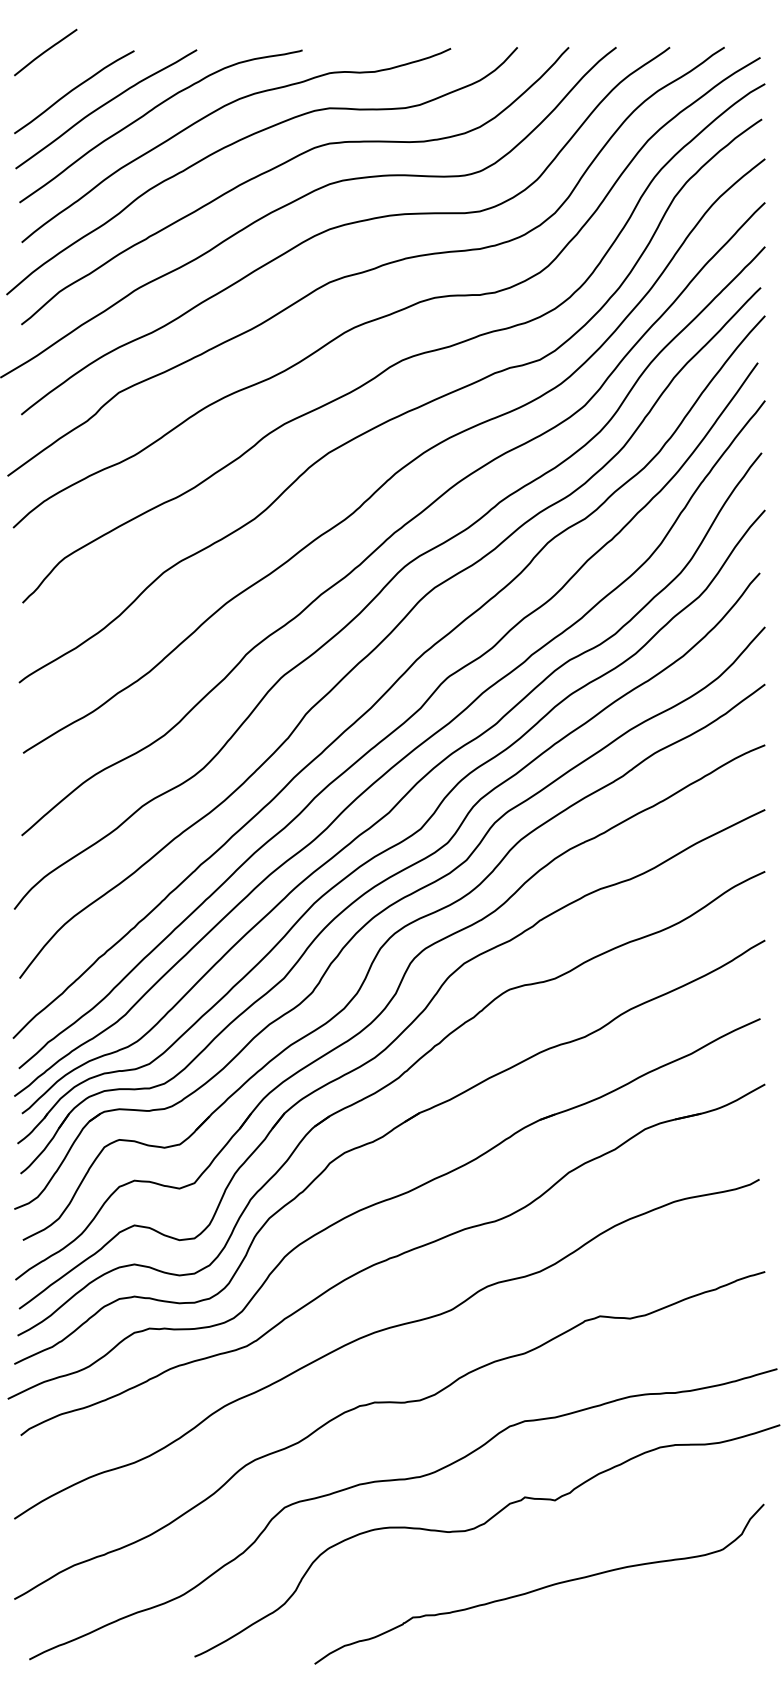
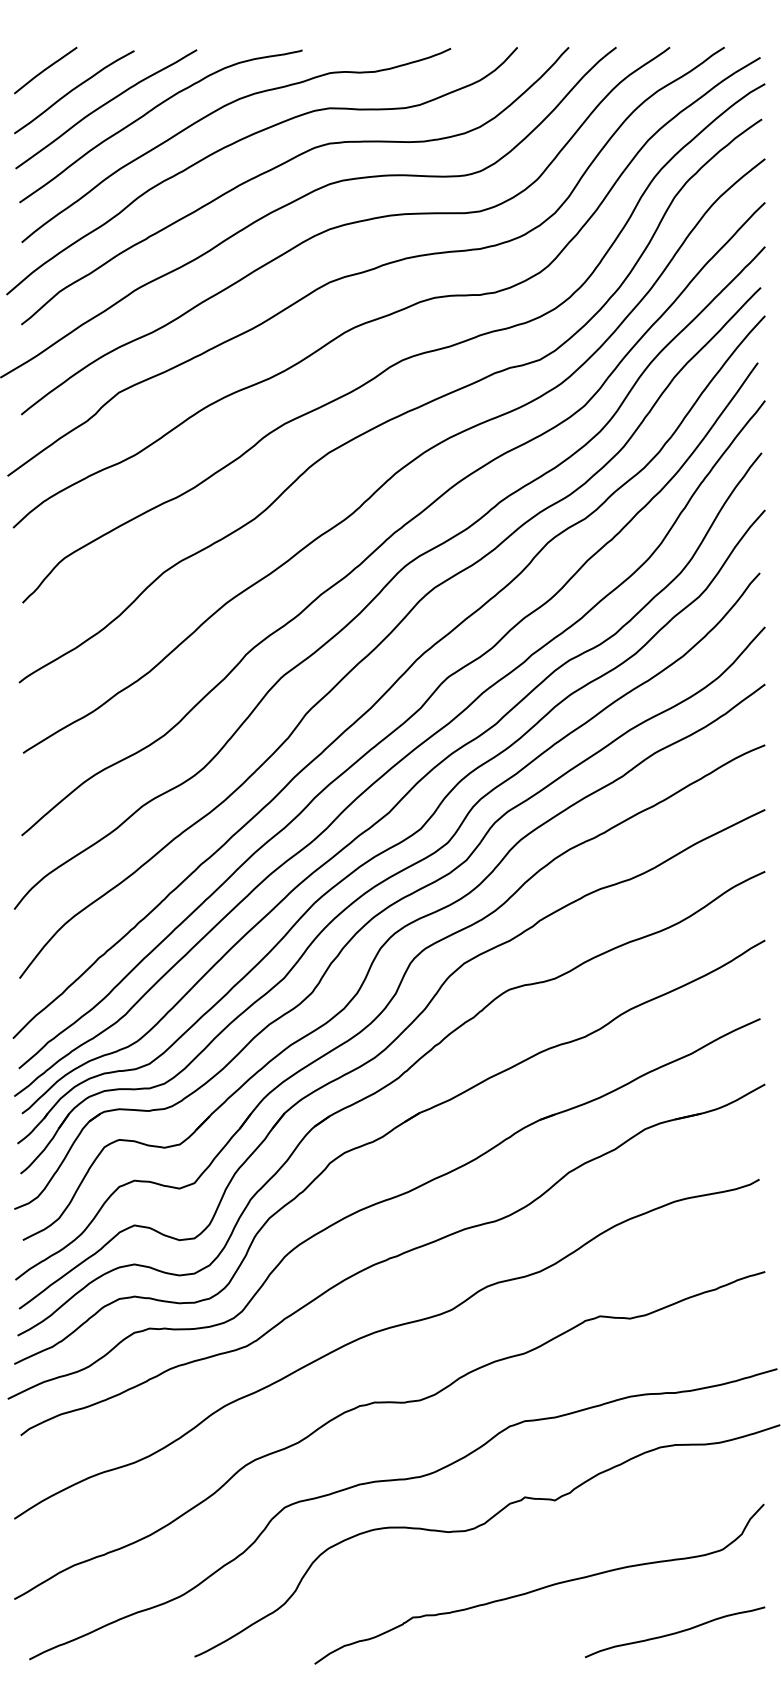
curve position: (45, 52) -> (45, 70) (45, 70)
curve: none -> present (674, 1632)
